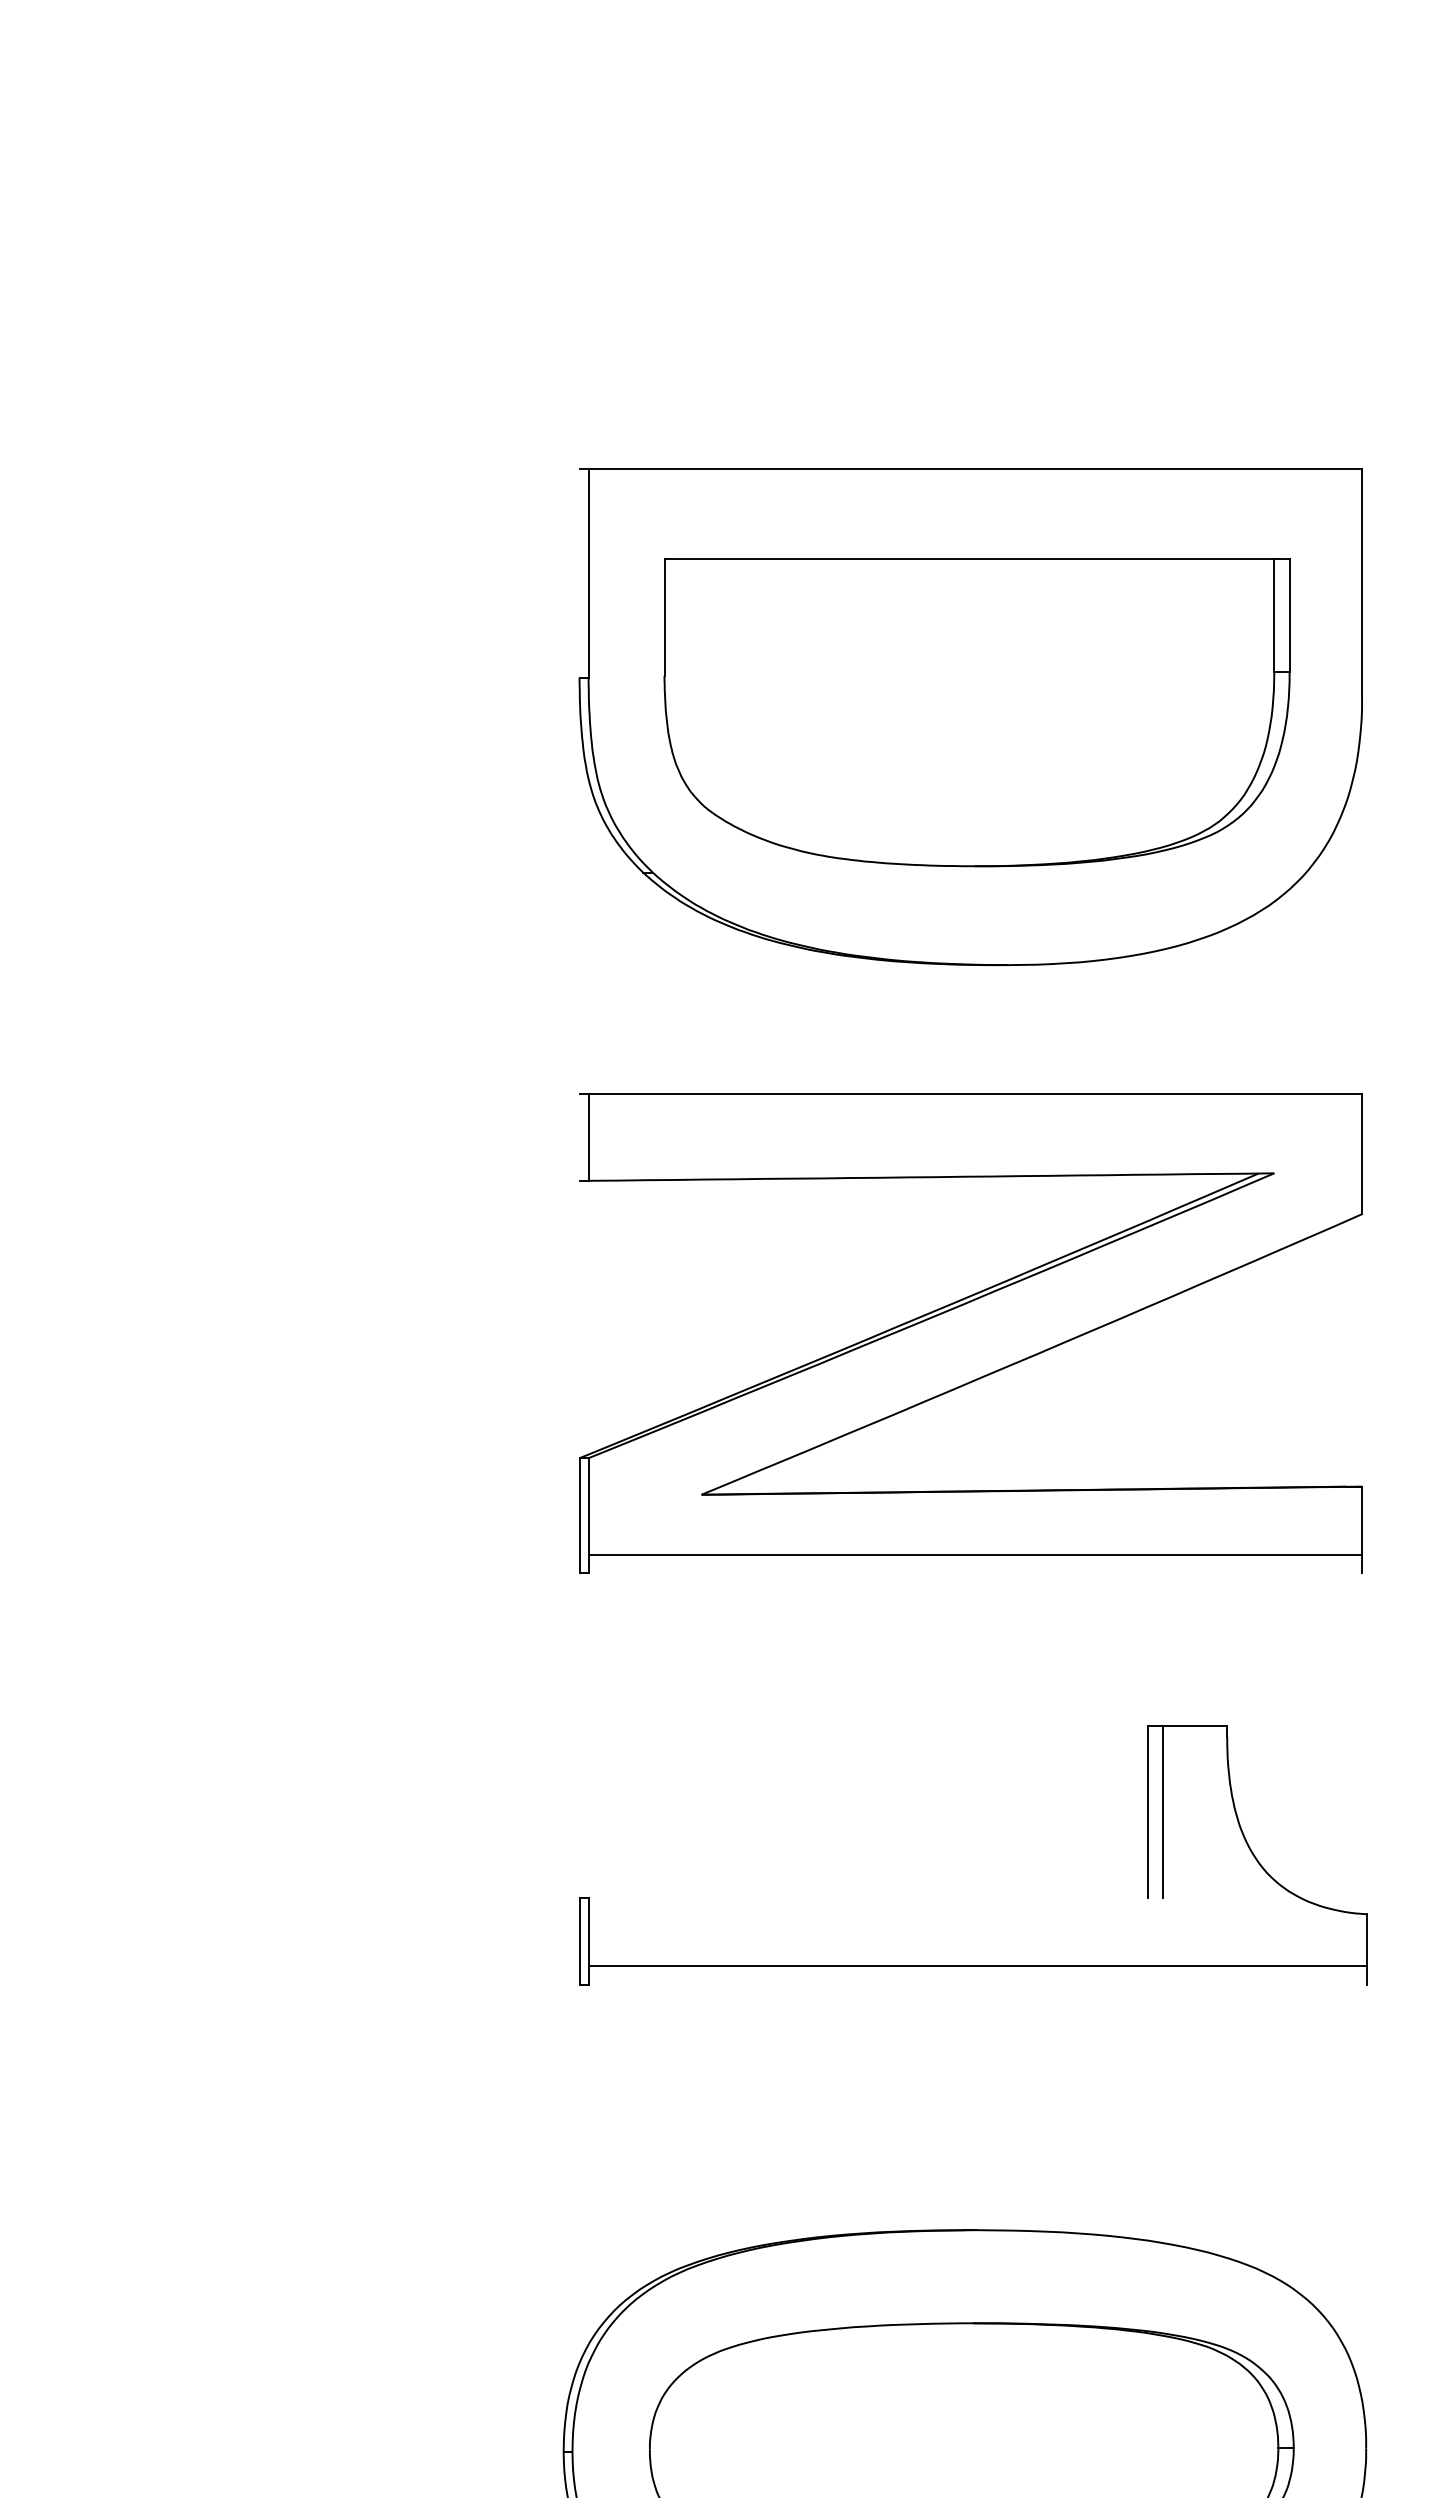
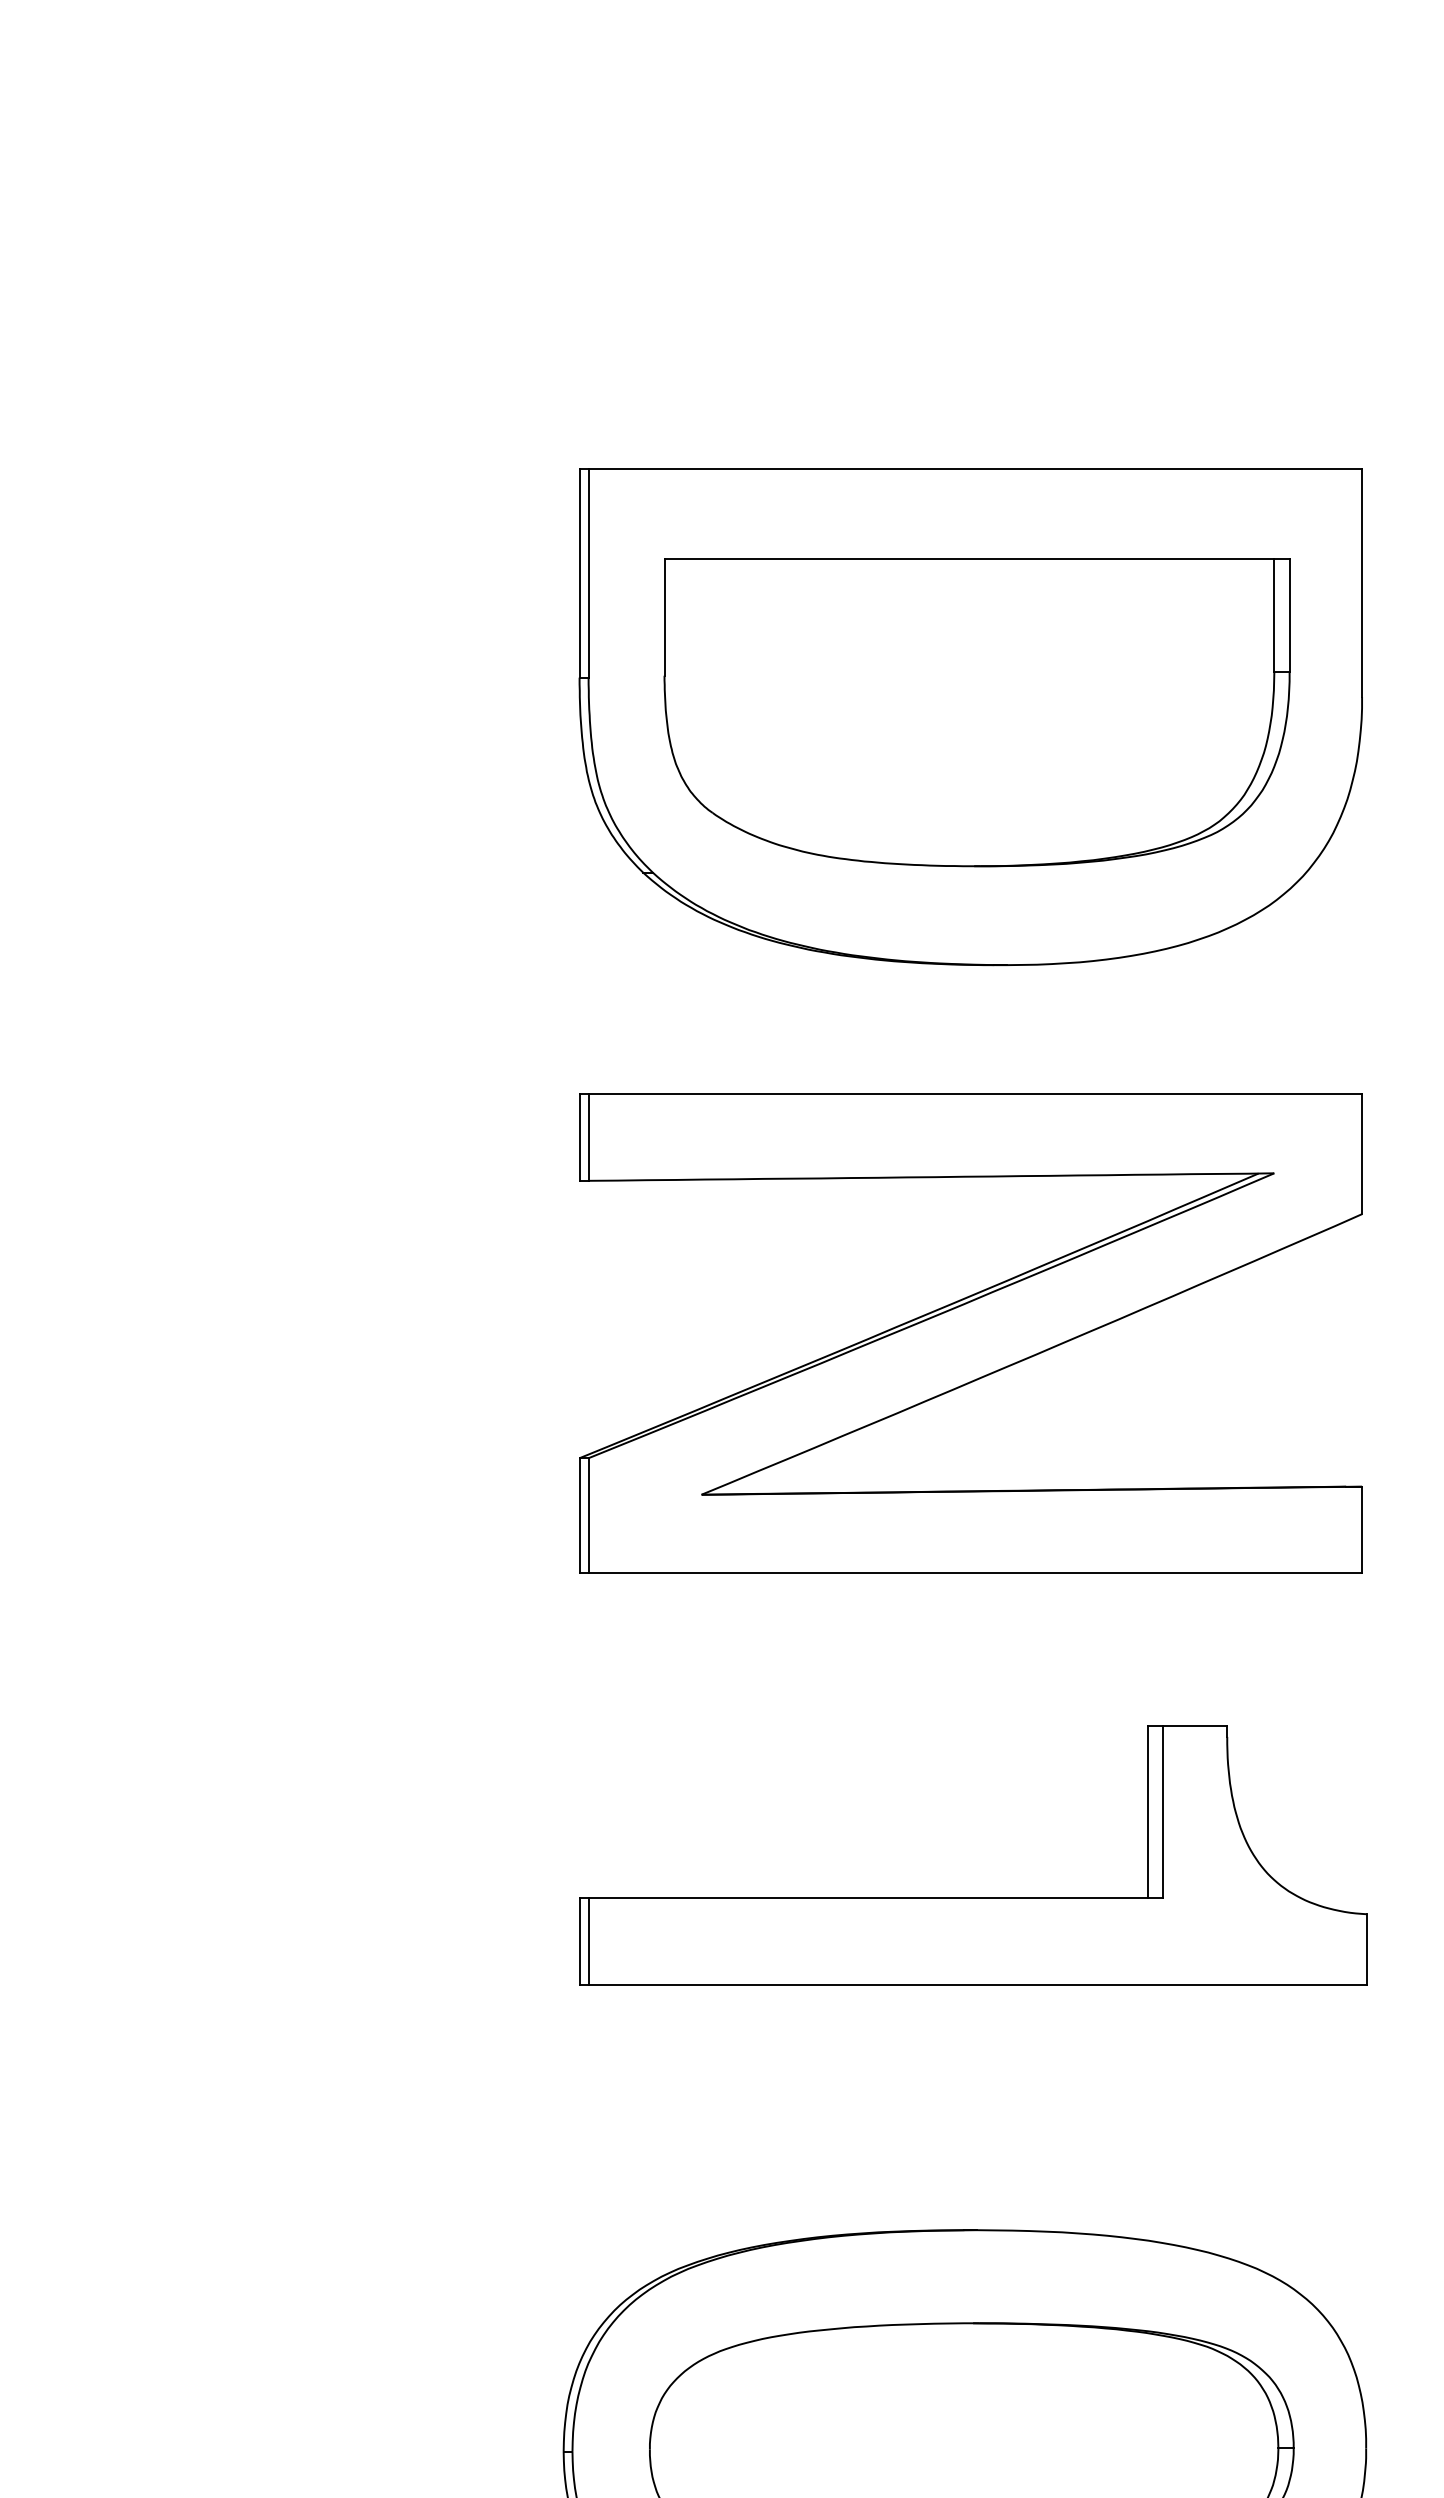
line: none -> present (579, 572)
line: none -> present (579, 1136)
line position: (975, 1555) -> (975, 1573) (975, 1573)
line: none -> present (875, 1897)
line position: (977, 1965) -> (977, 1984) (977, 1984)
